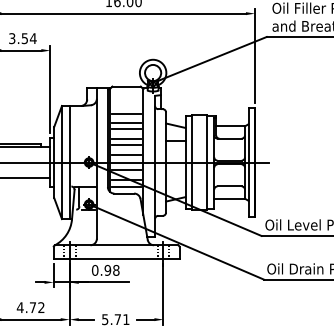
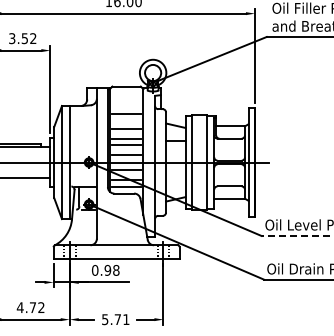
text: 3.54 -> 3.52 (32, 38)
line: present -> none (126, 122)
line: solid -> dashed (297, 235)
